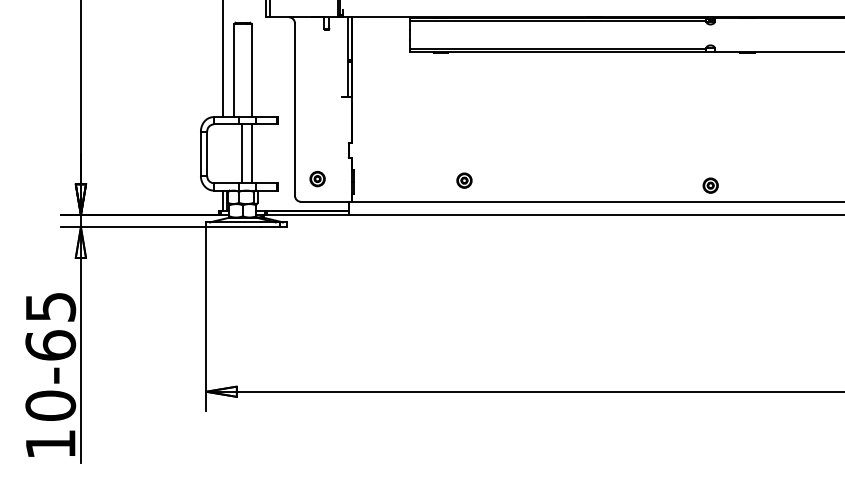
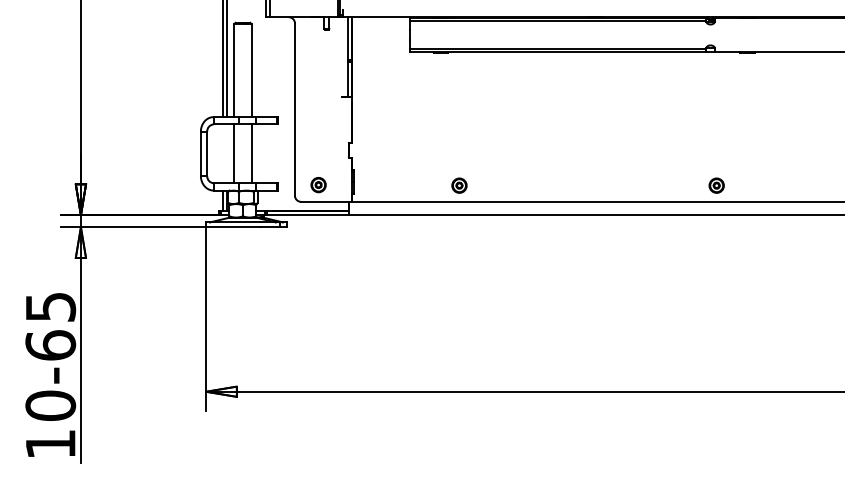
line: none -> present (226, 59)
line position: (242, 153) -> (234, 153) (234, 153)
part position: (317, 179) -> (318, 185) (318, 185)
part position: (464, 180) -> (459, 185) (459, 185)
part position: (710, 185) -> (716, 185) (716, 185)
